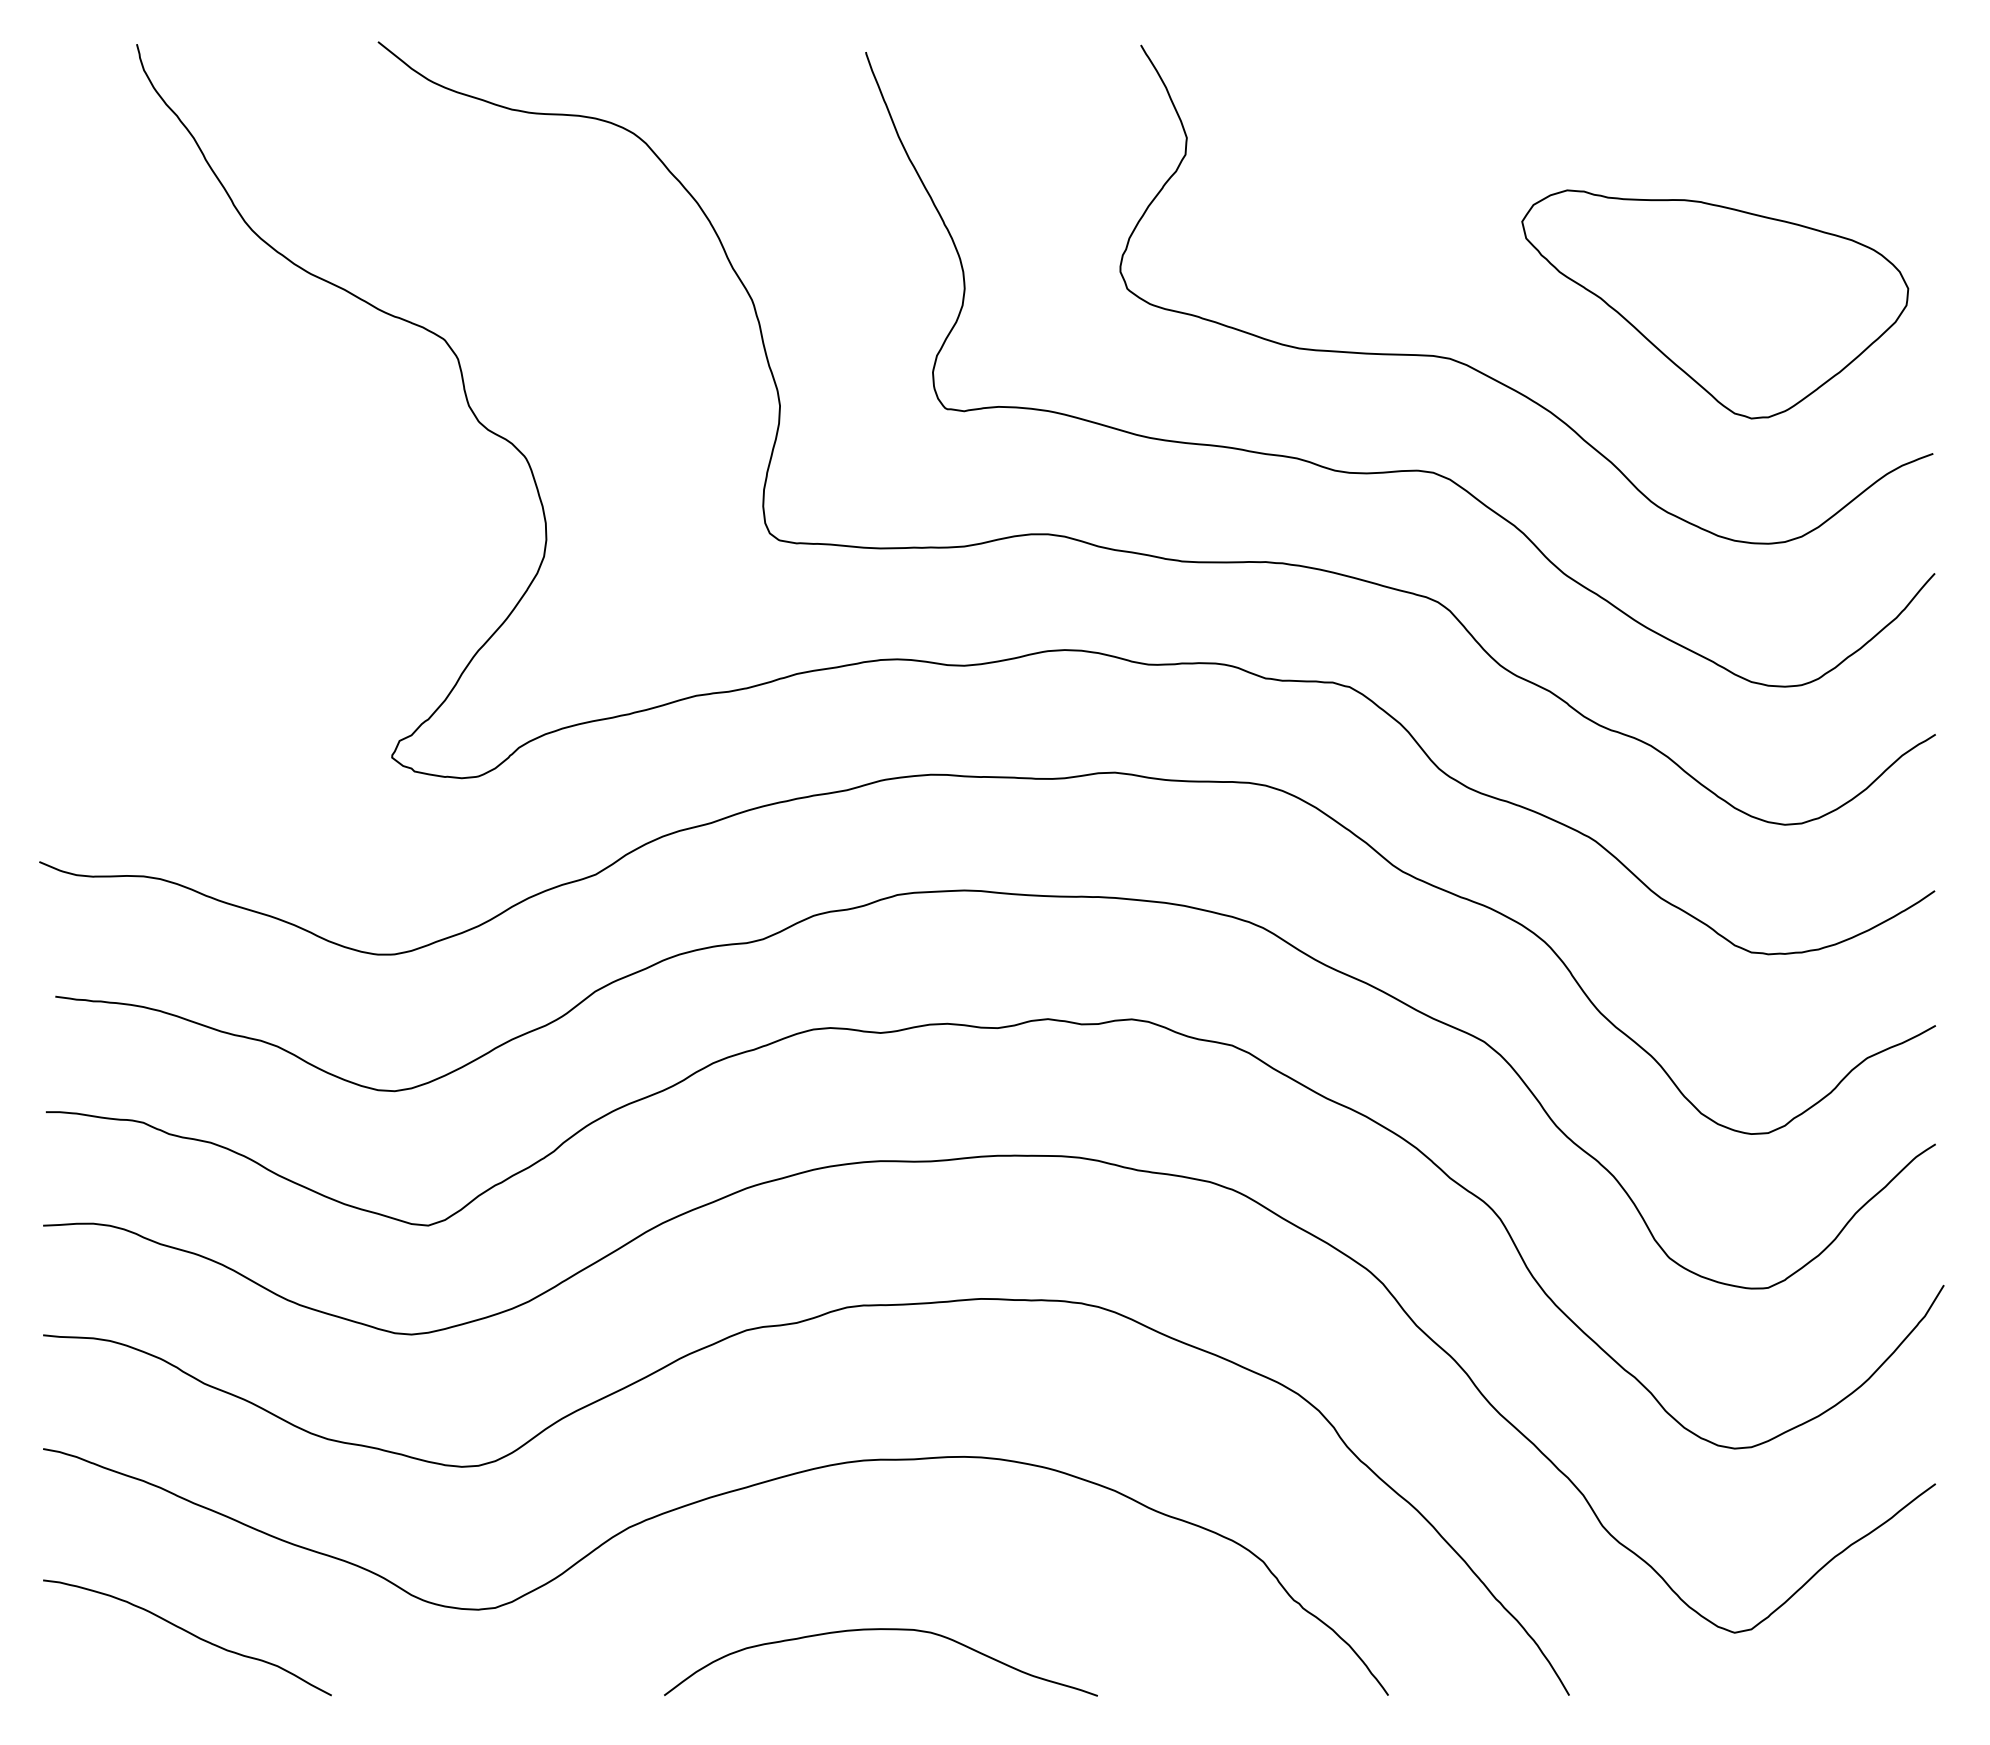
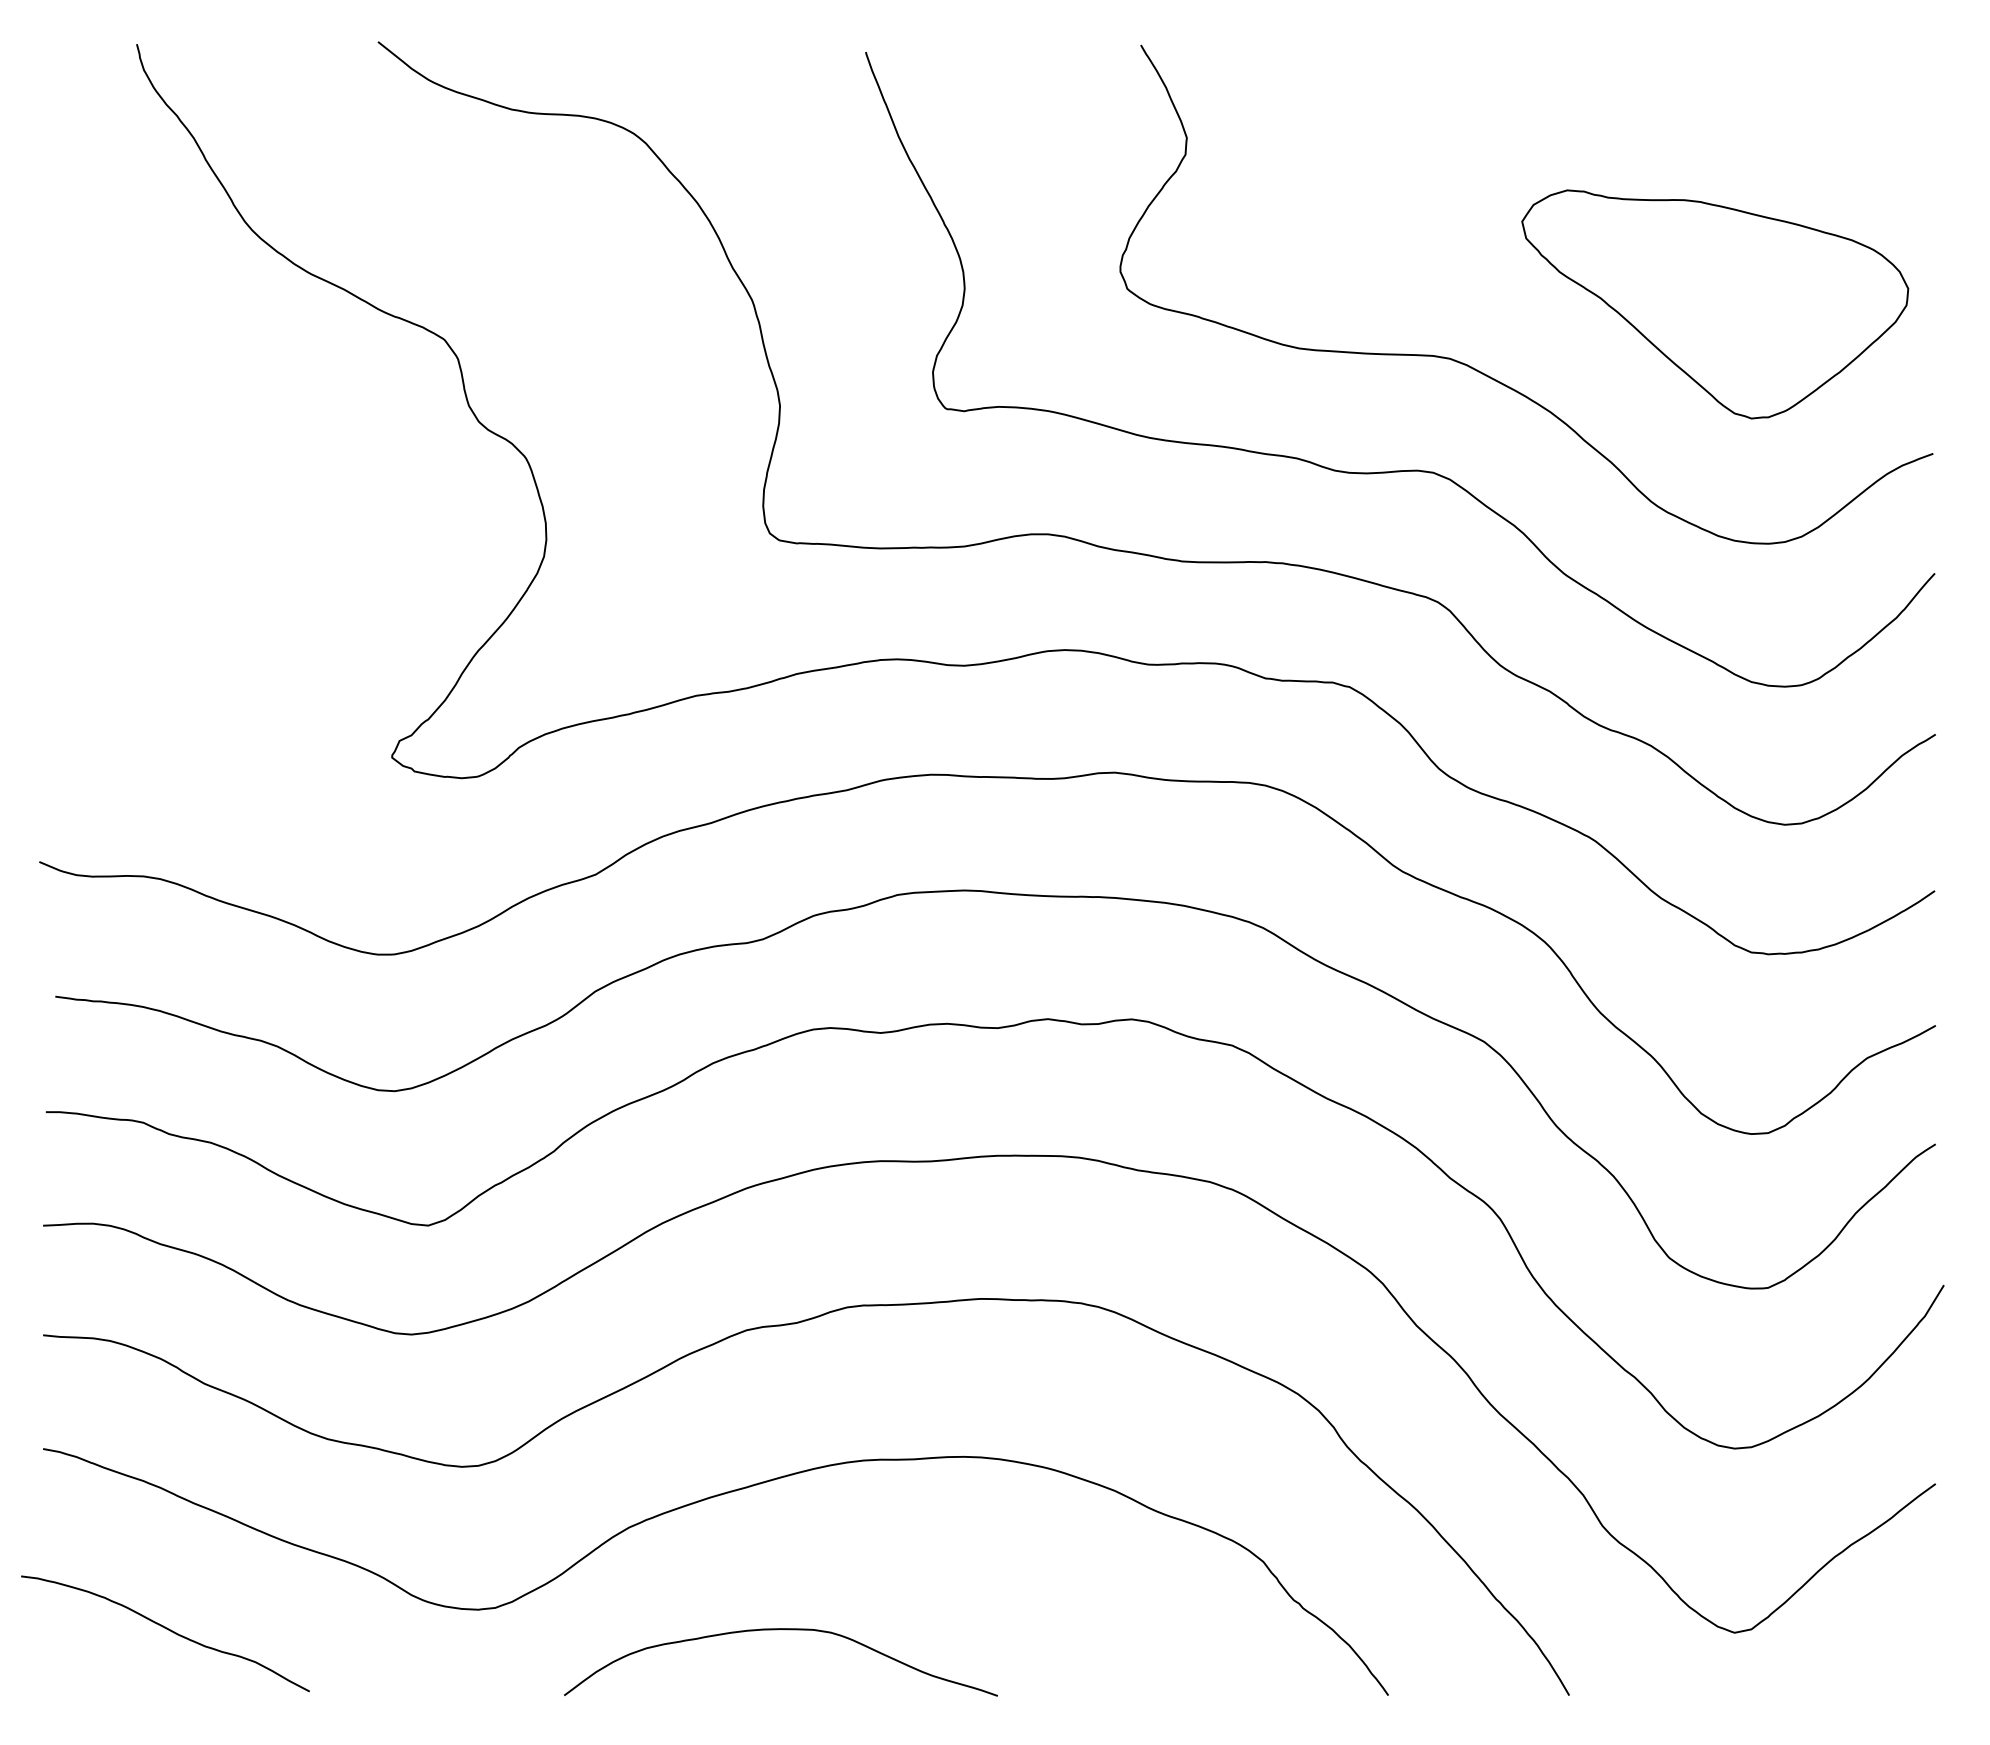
curve position: (878, 1630) -> (778, 1630) (778, 1630)
curve position: (188, 1633) -> (166, 1629) (166, 1629)
